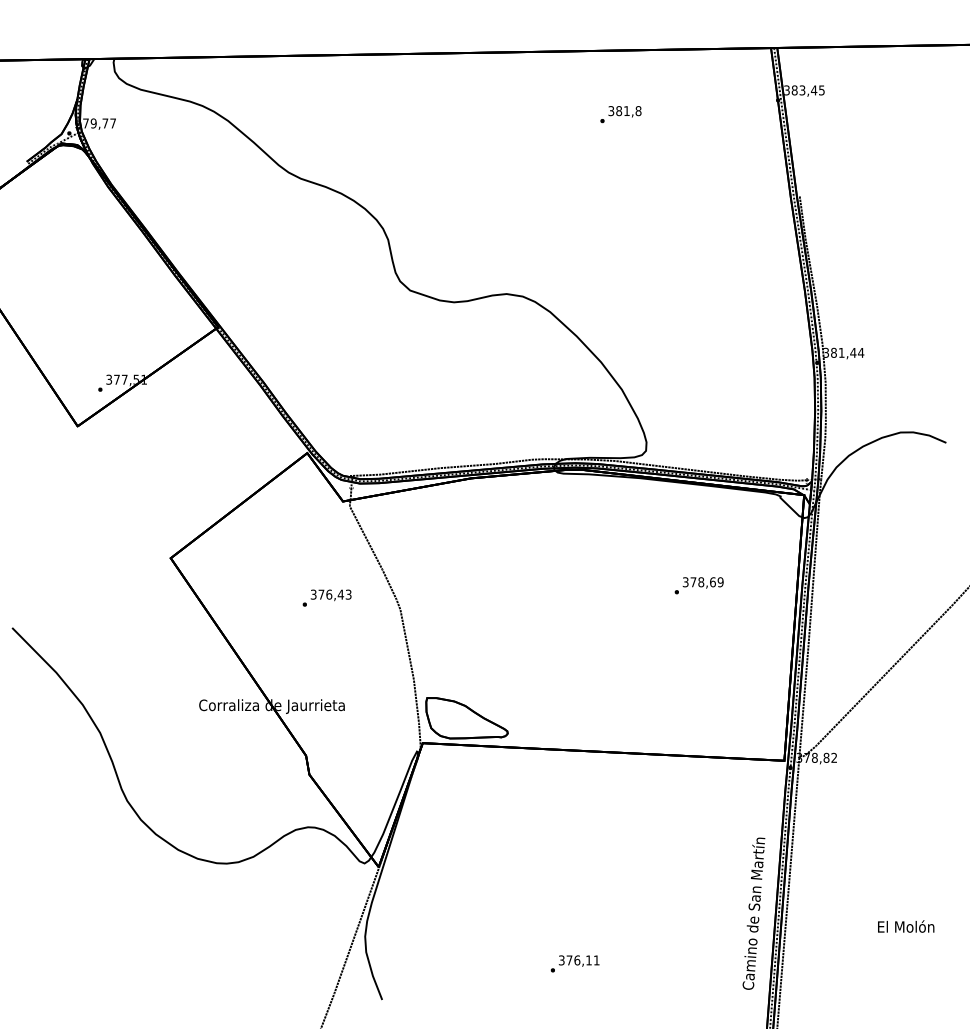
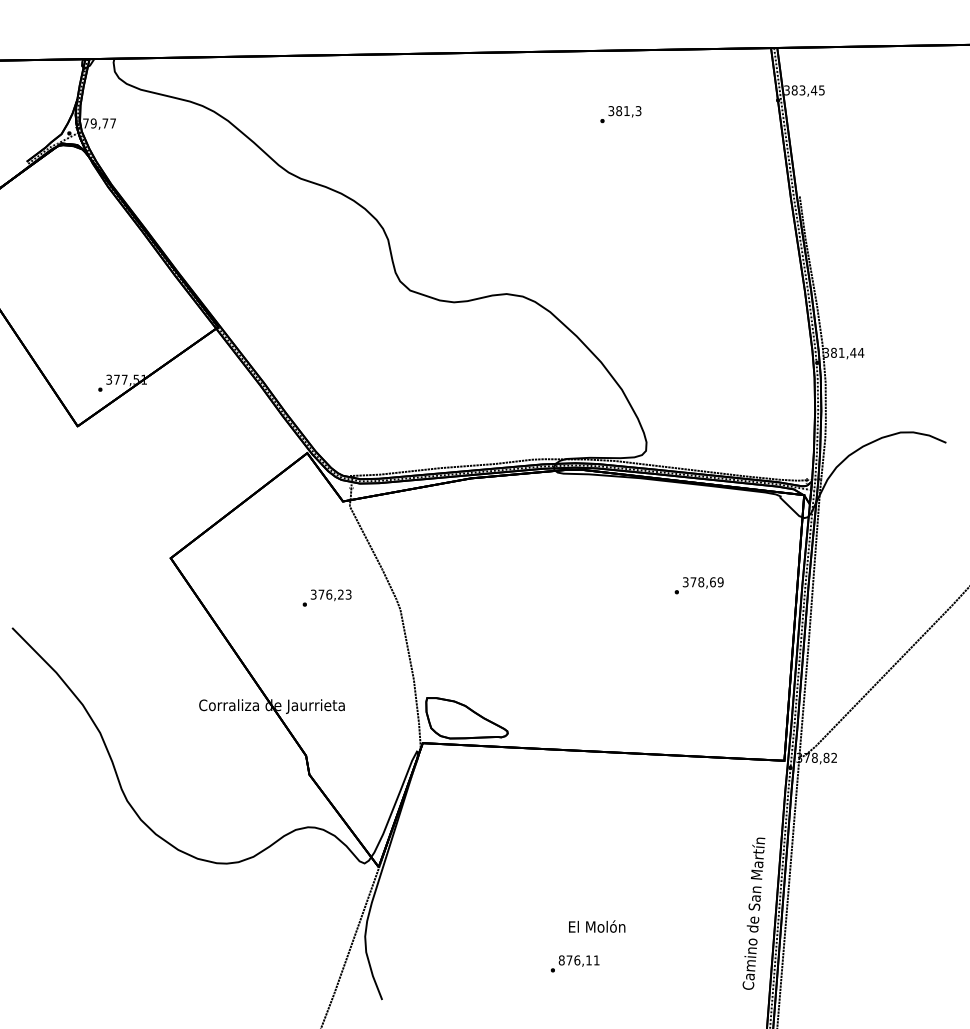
text: 381,8 -> 381,3 (638, 111)
text: 376,43 -> 376,23 (340, 594)
text position: (906, 926) -> (597, 926) (597, 926)
text: 376,11 -> 876,11 (561, 960)
